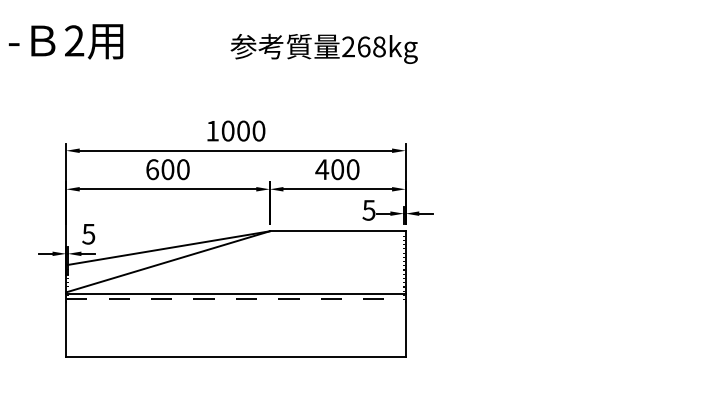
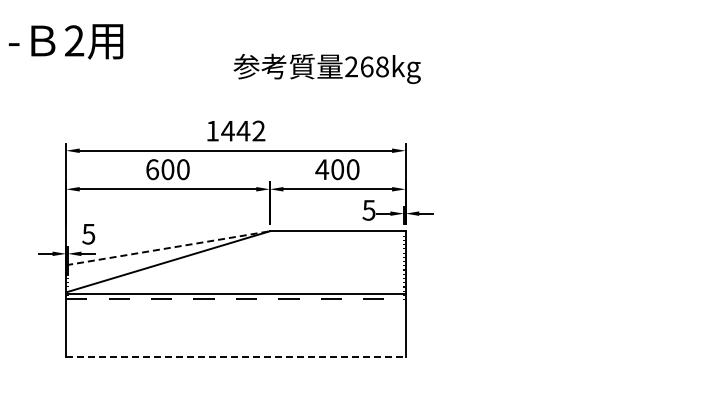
text position: (323, 48) -> (326, 68) (326, 68)
text: 1000 -> 1442 (243, 130)
line: solid -> dashed (168, 248)
line: solid -> dashed (235, 356)
